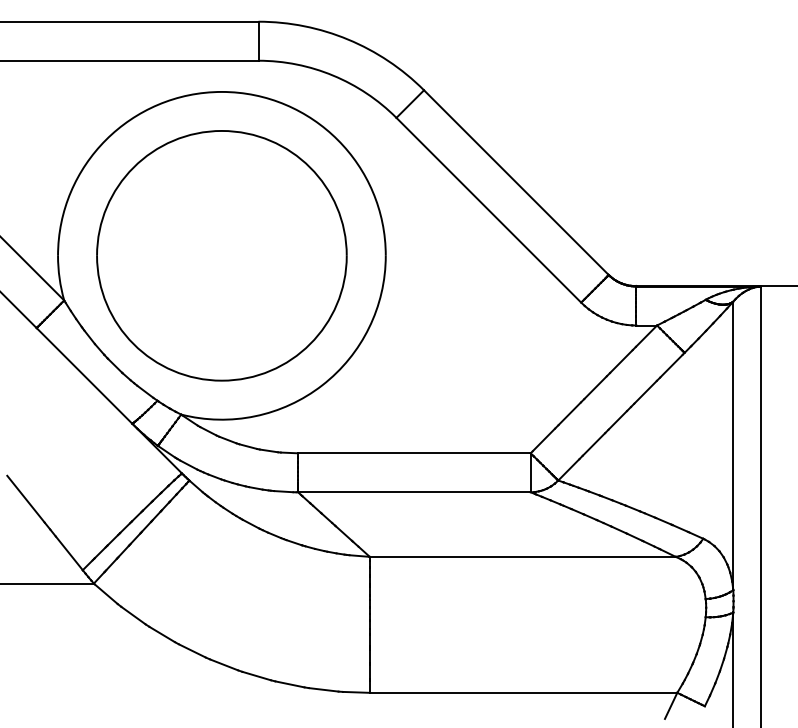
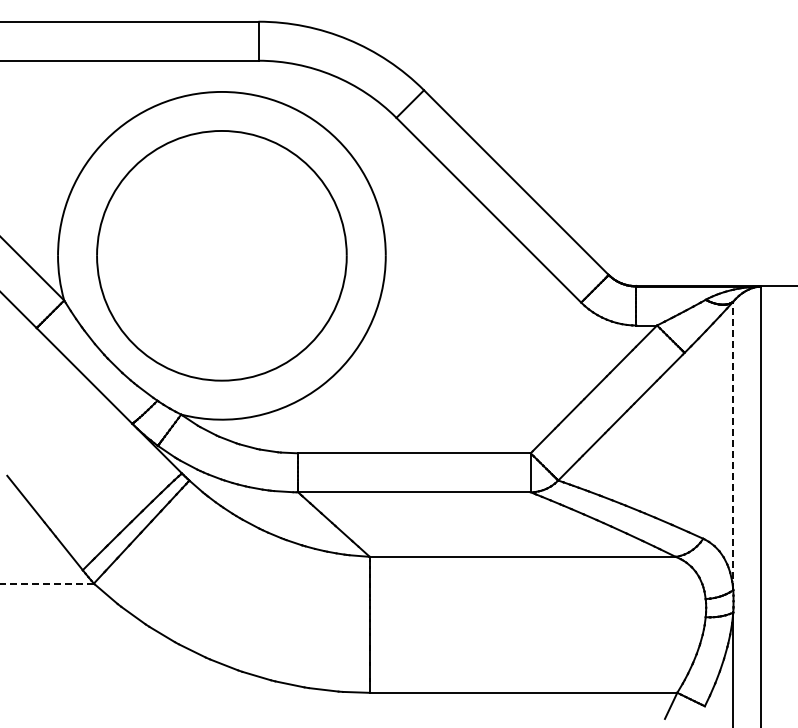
line: solid -> dashed (733, 445)
line: solid -> dashed (46, 583)
